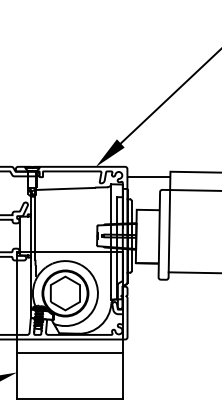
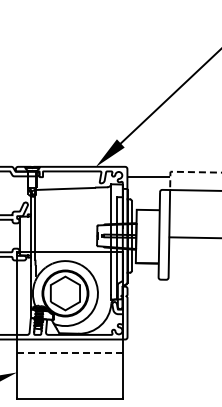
line: solid -> dashed (185, 172)
line position: (193, 272) -> (193, 237) (193, 237)
line: solid -> dashed (70, 353)
